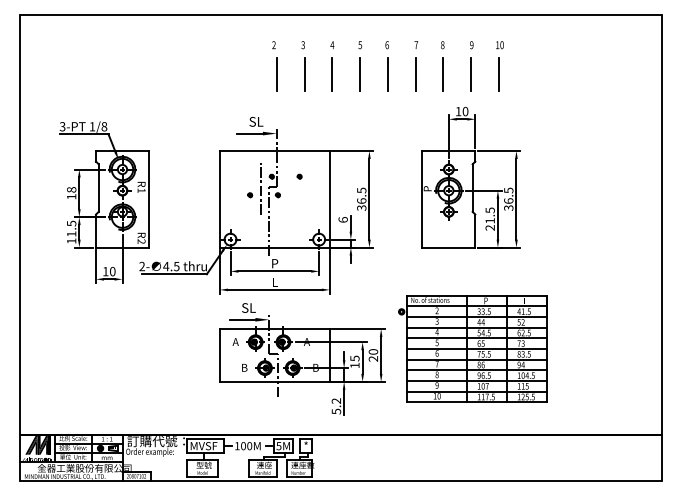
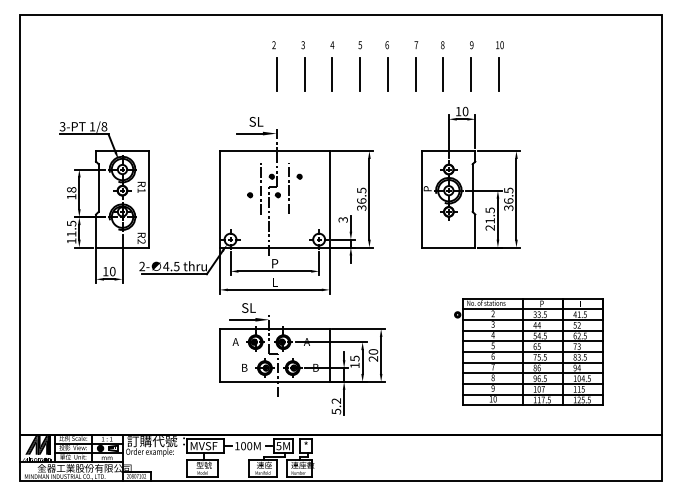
line: none -> present (288, 188)
text: 6 -> 3 (342, 219)
part position: (472, 348) -> (528, 351) (528, 351)
